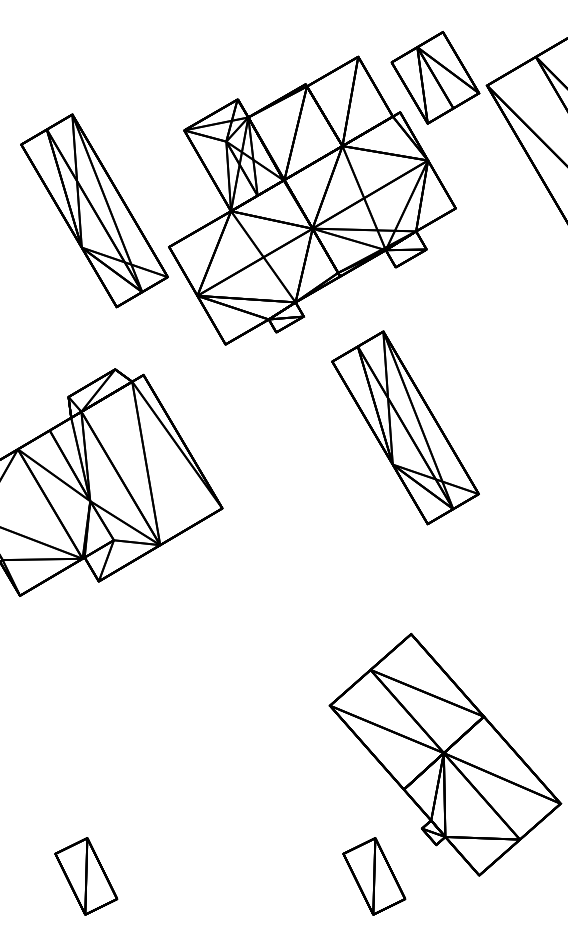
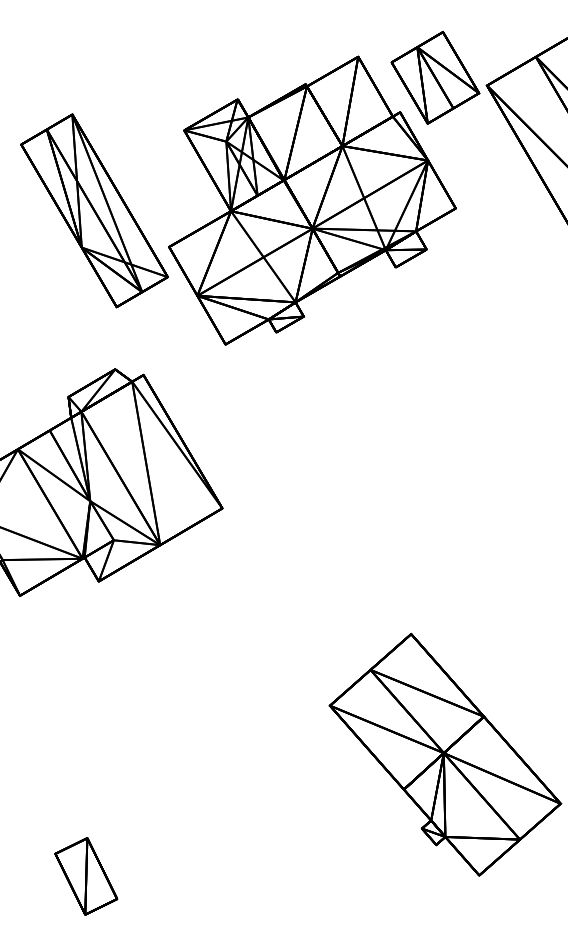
part: present -> none (405, 427)
part: present -> none (374, 876)
